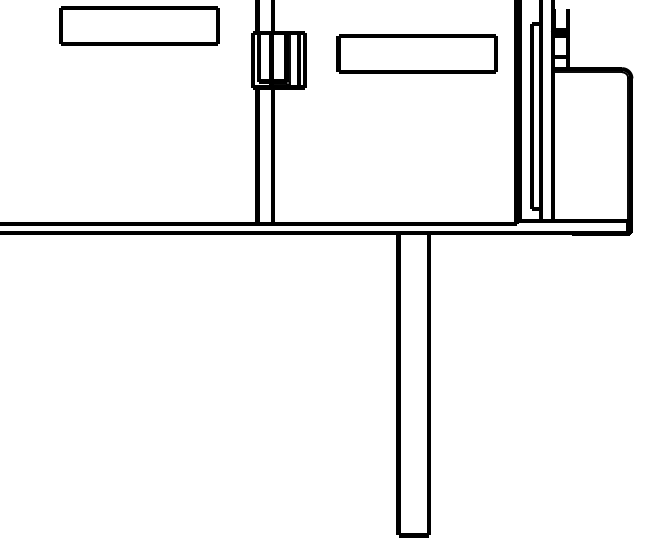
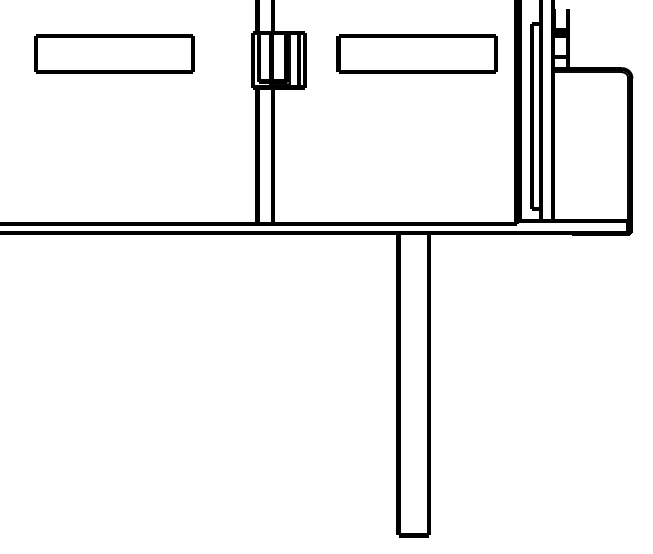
part position: (139, 25) -> (114, 53) (114, 53)
